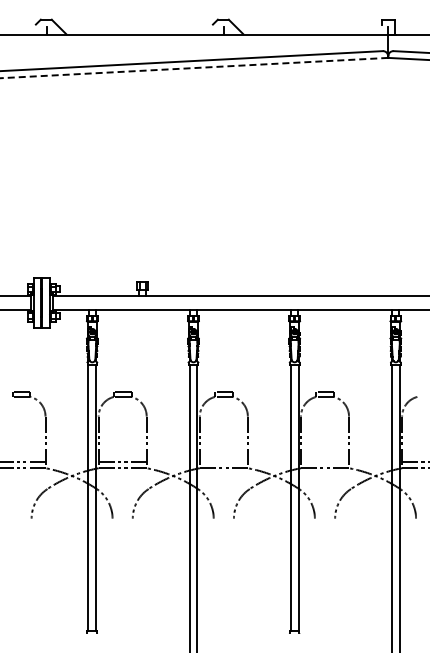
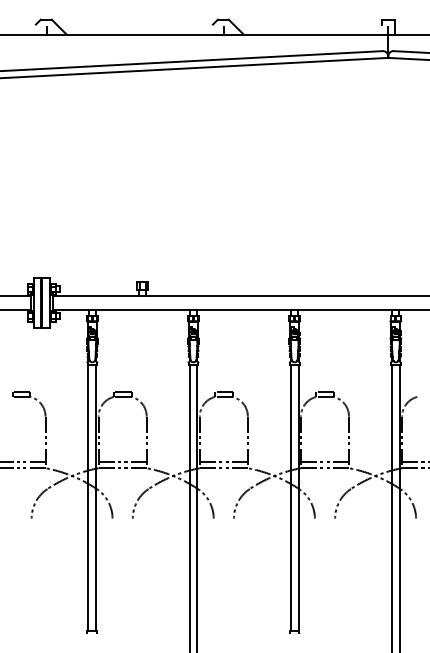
line: dashed -> solid (193, 68)
line: none -> present (223, 462)
line: none -> present (324, 462)
